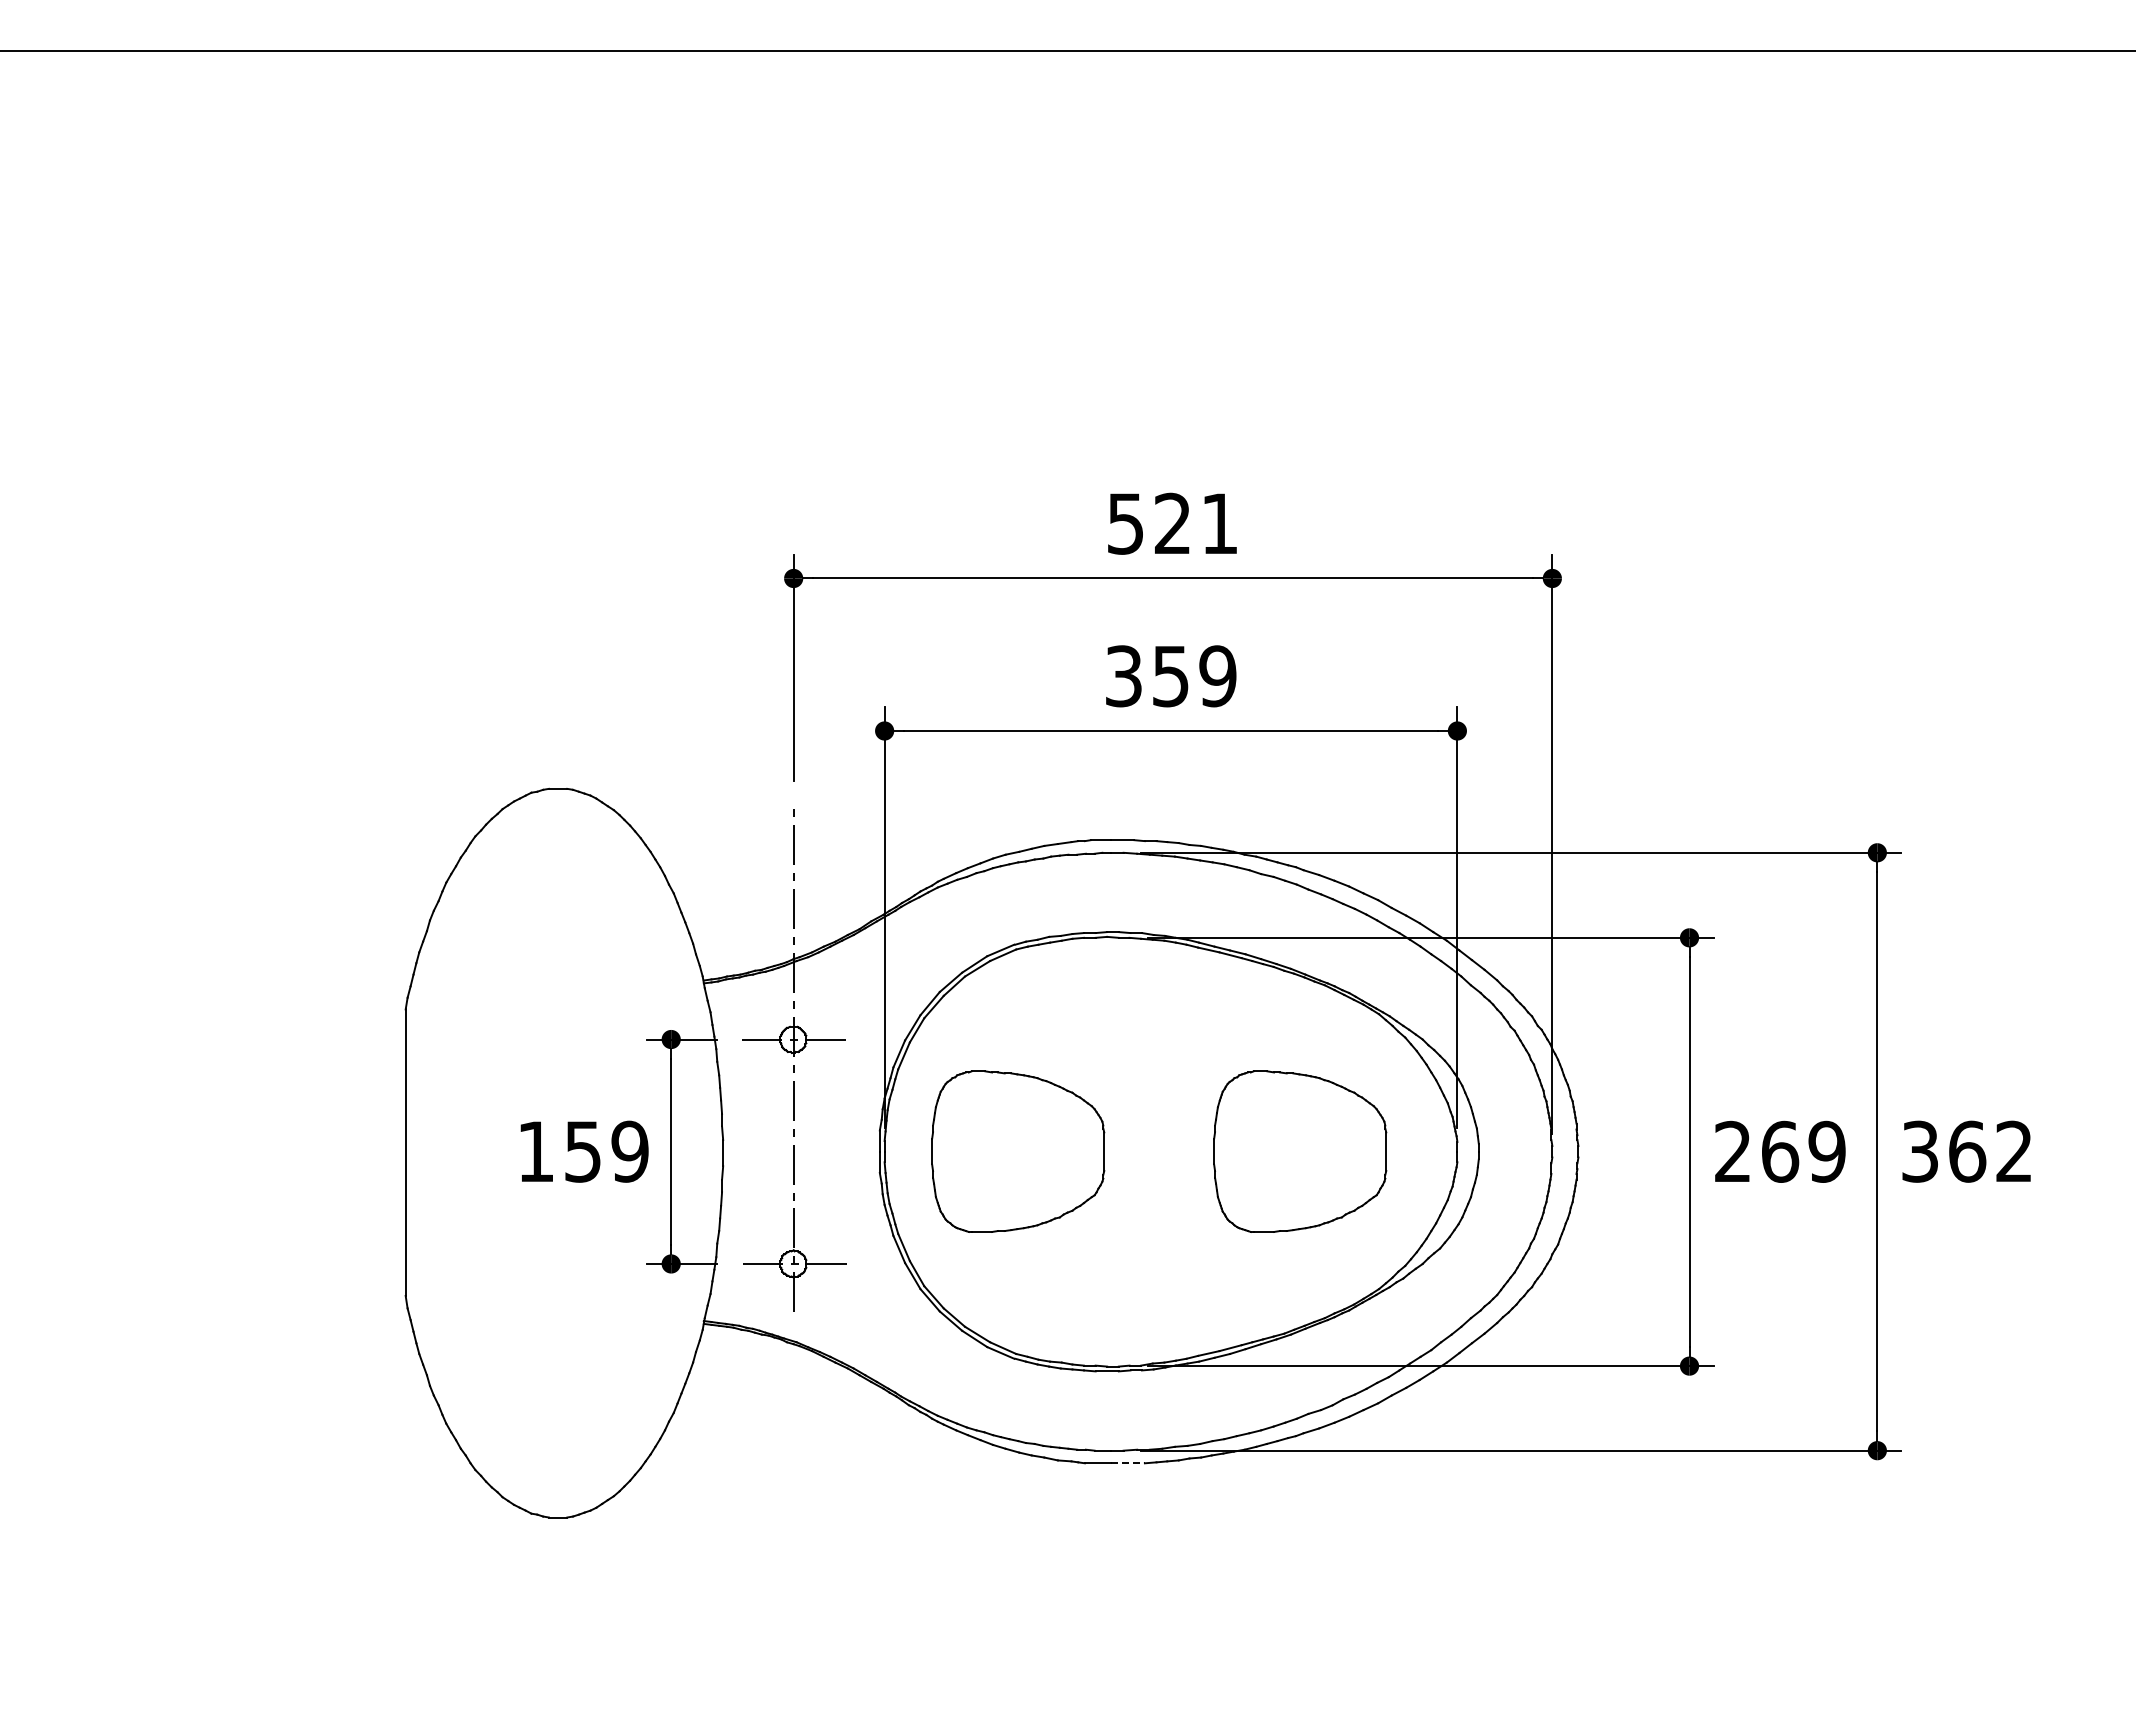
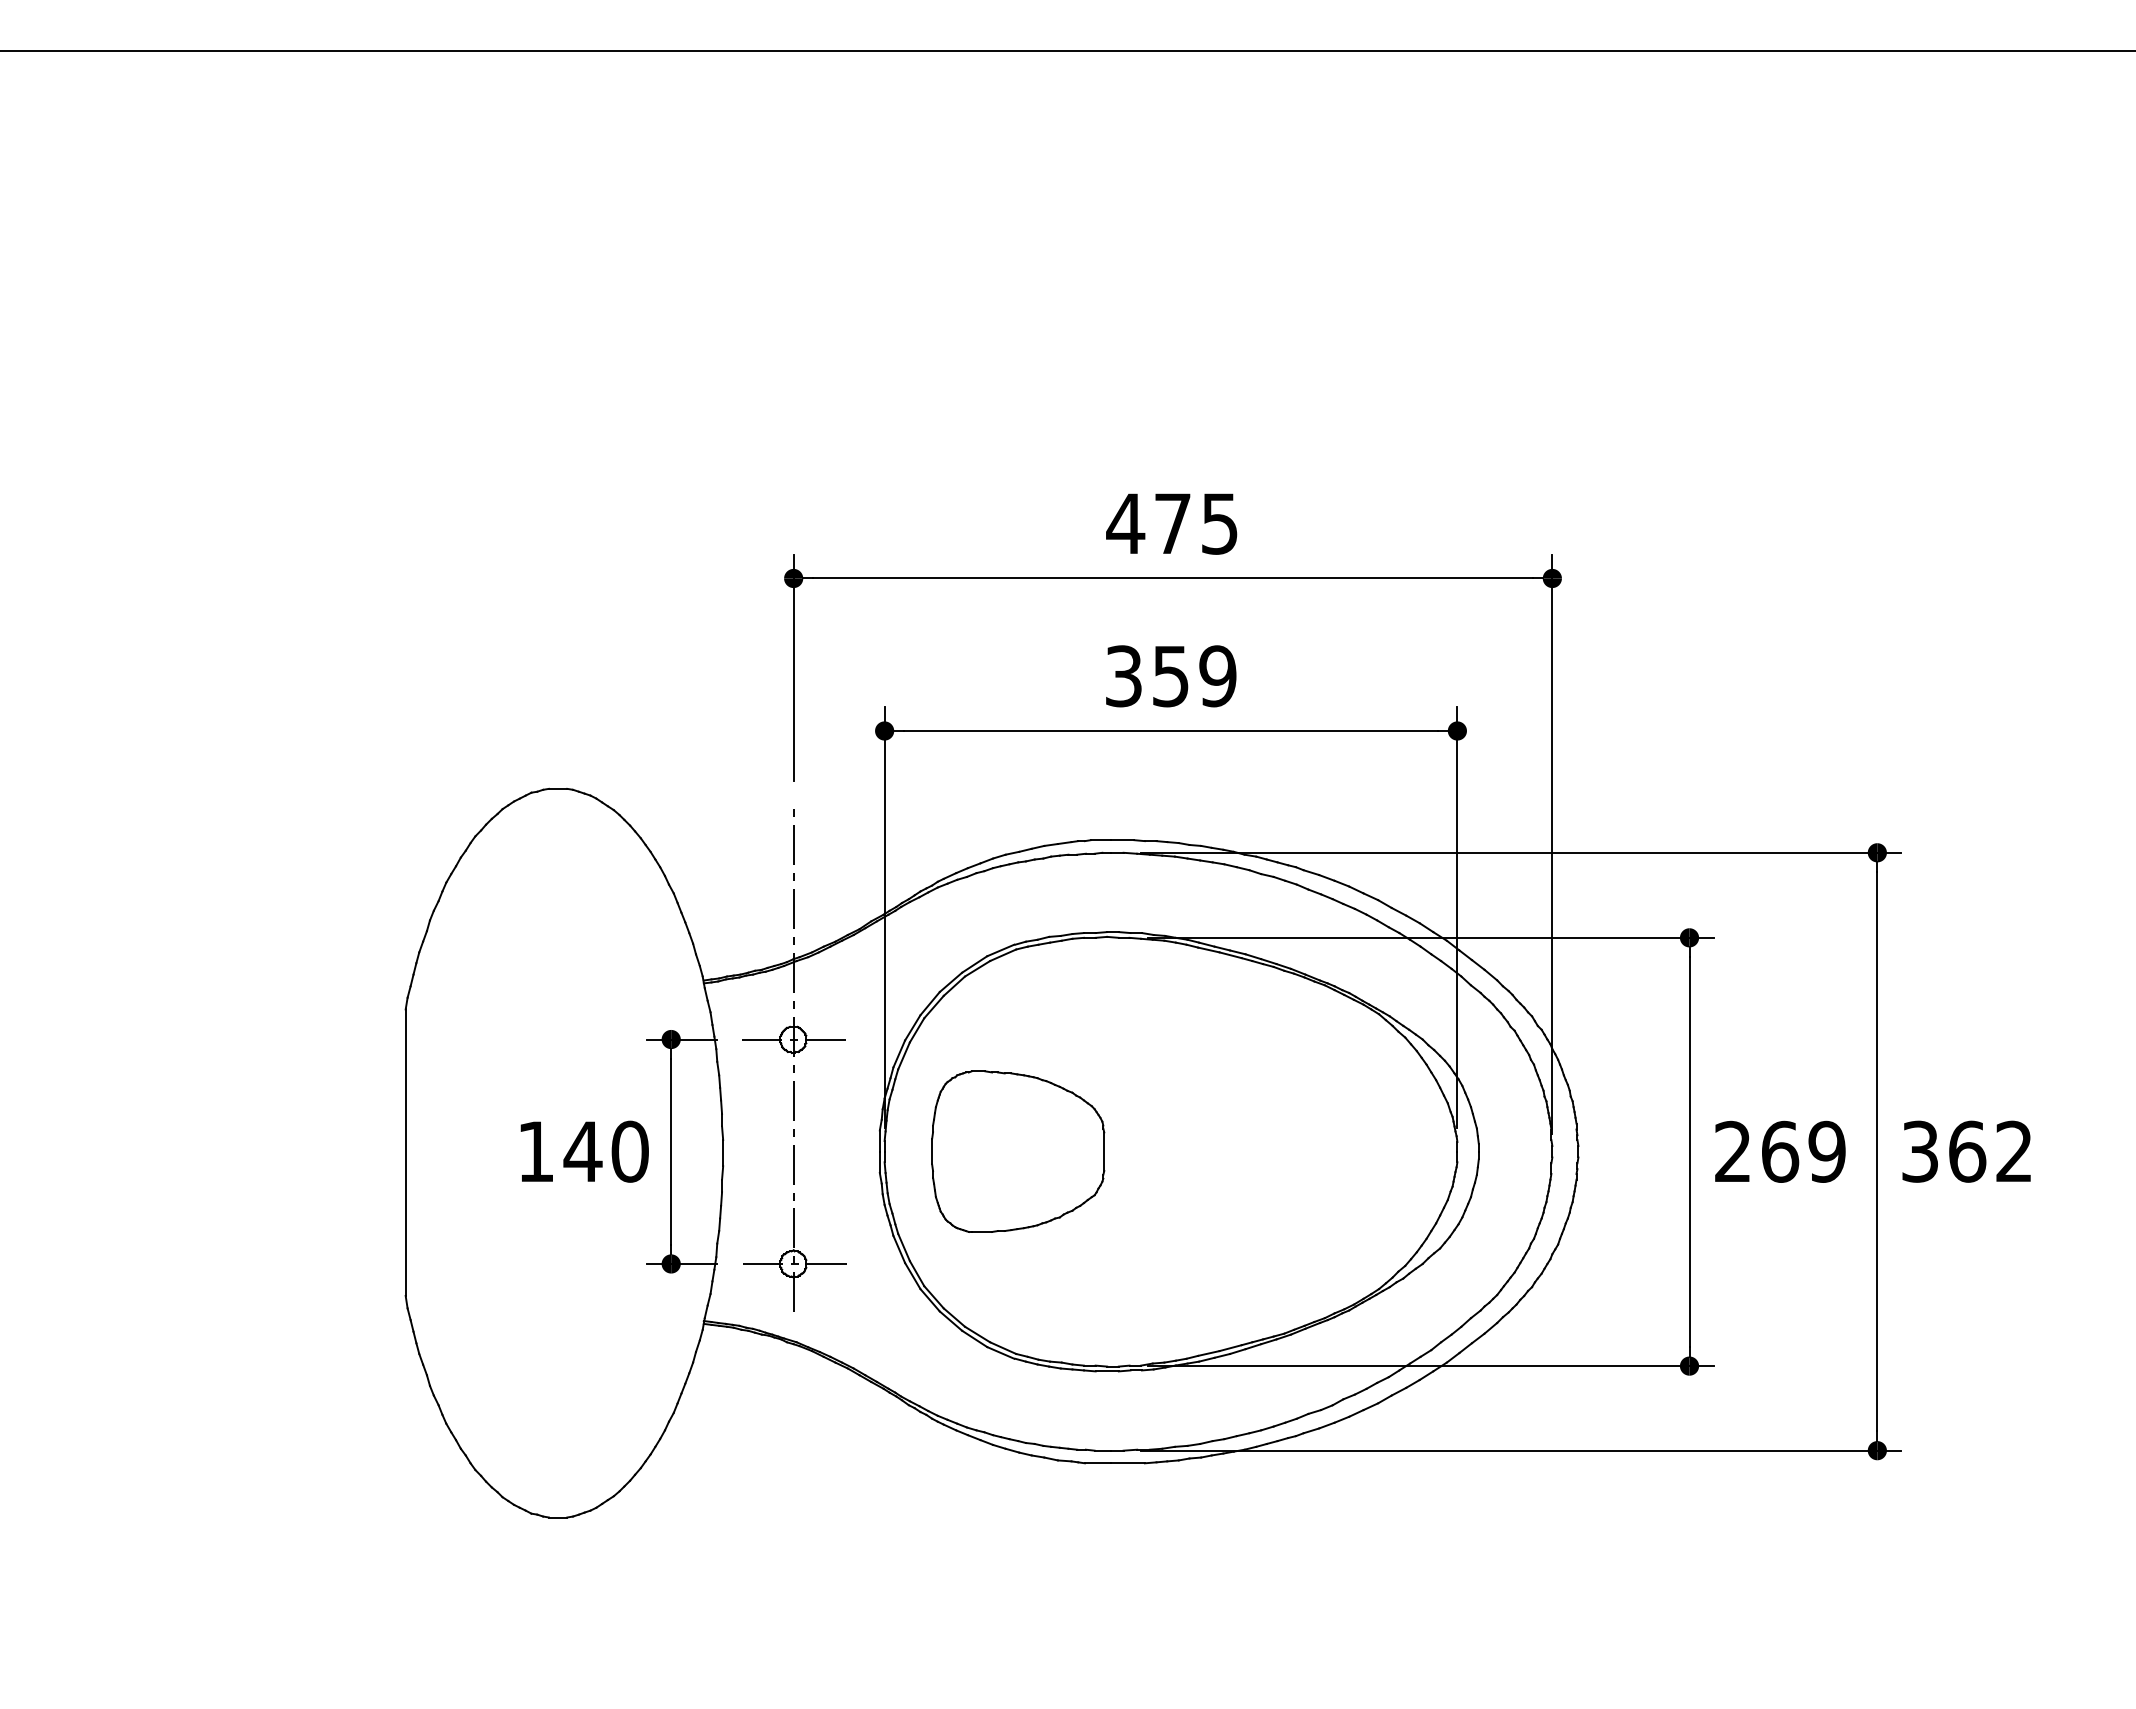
text: 521 -> 475 (1171, 523)
text: 159 -> 140 (605, 1151)
part: present -> none (1300, 1151)
line: dashed -> solid (1128, 1463)
